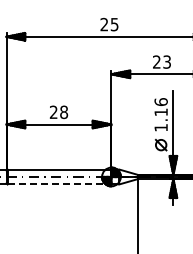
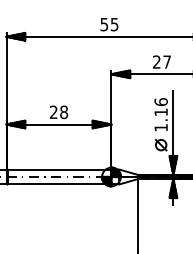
text: 25 -> 55 (104, 24)
text: 23 -> 27 (166, 61)
line: dashed -> solid (59, 184)
